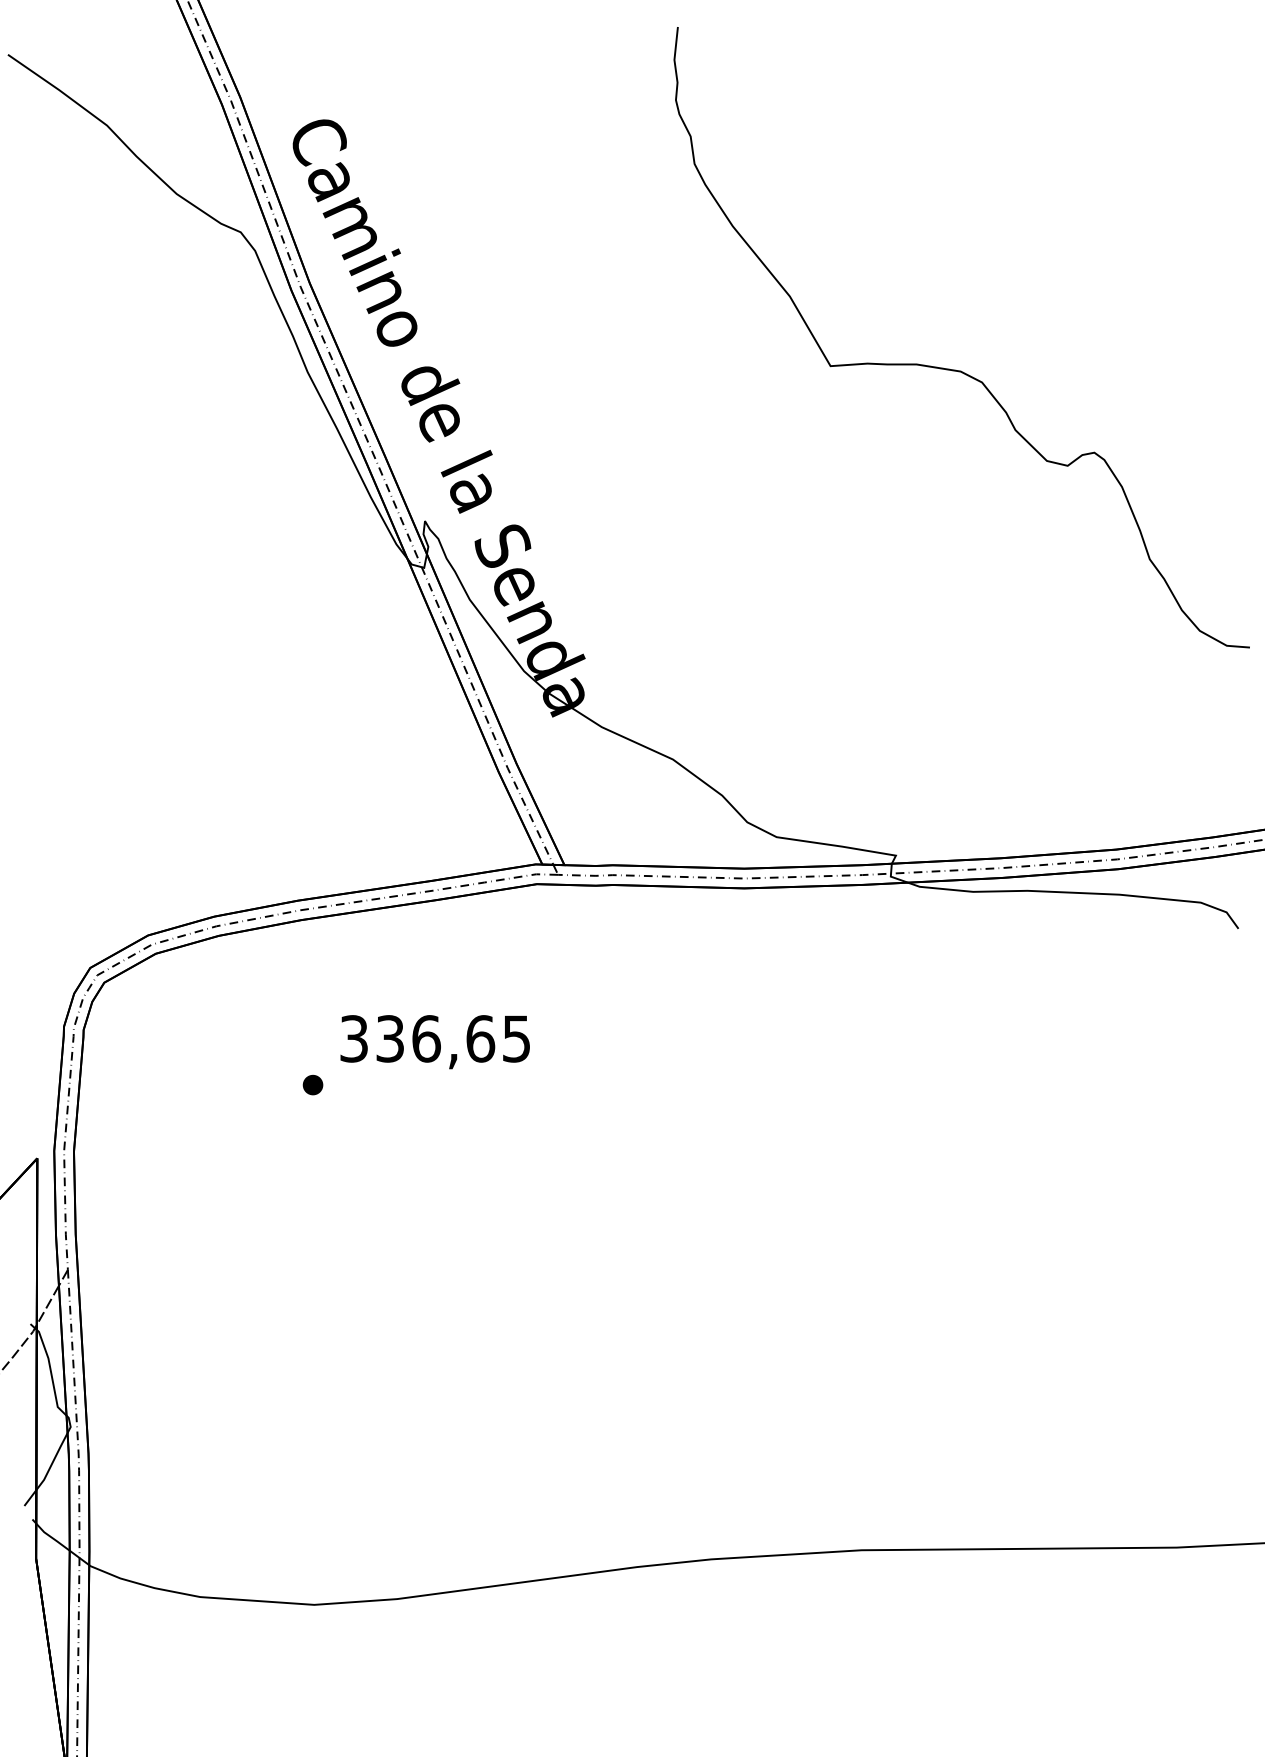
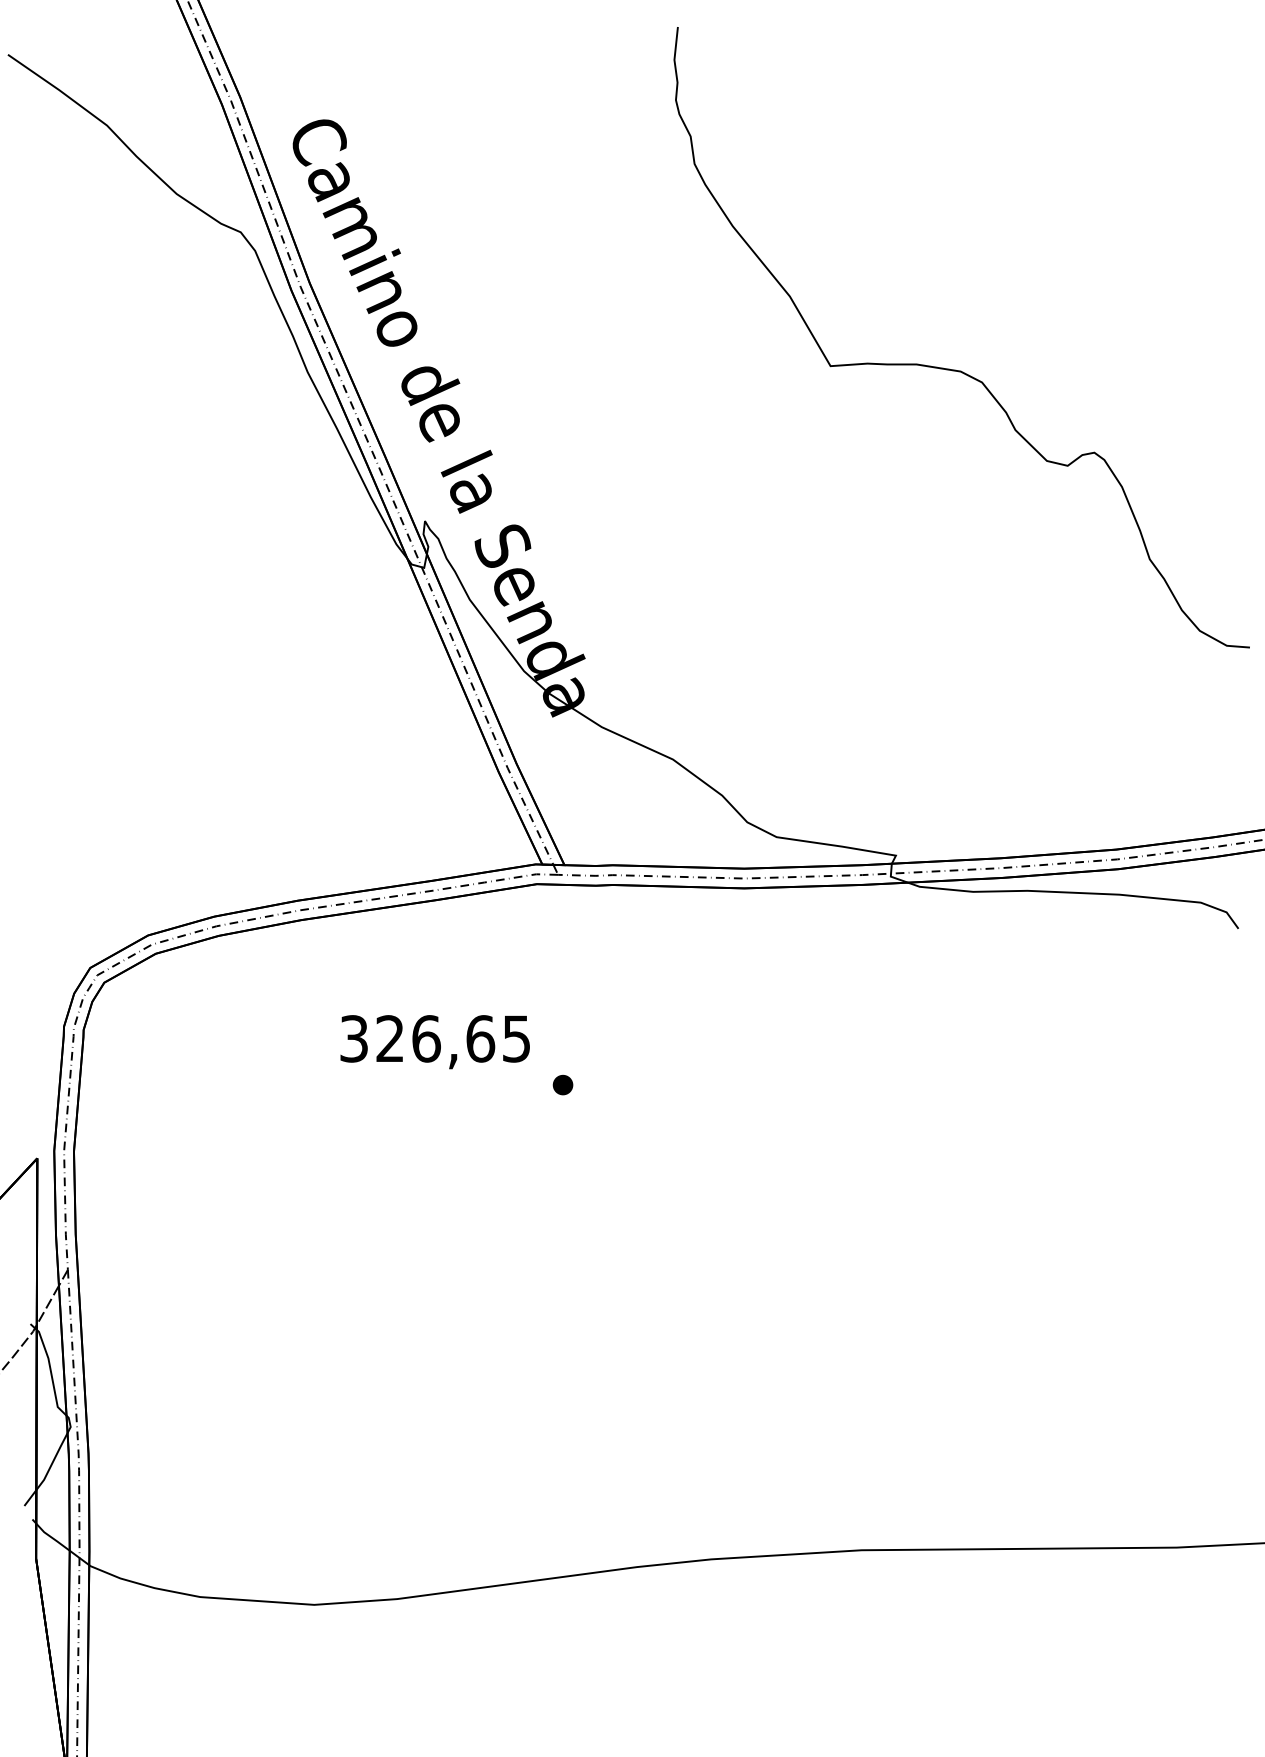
text: 336,65 -> 326,65 (389, 1038)
part position: (312, 1084) -> (562, 1084) (562, 1084)
